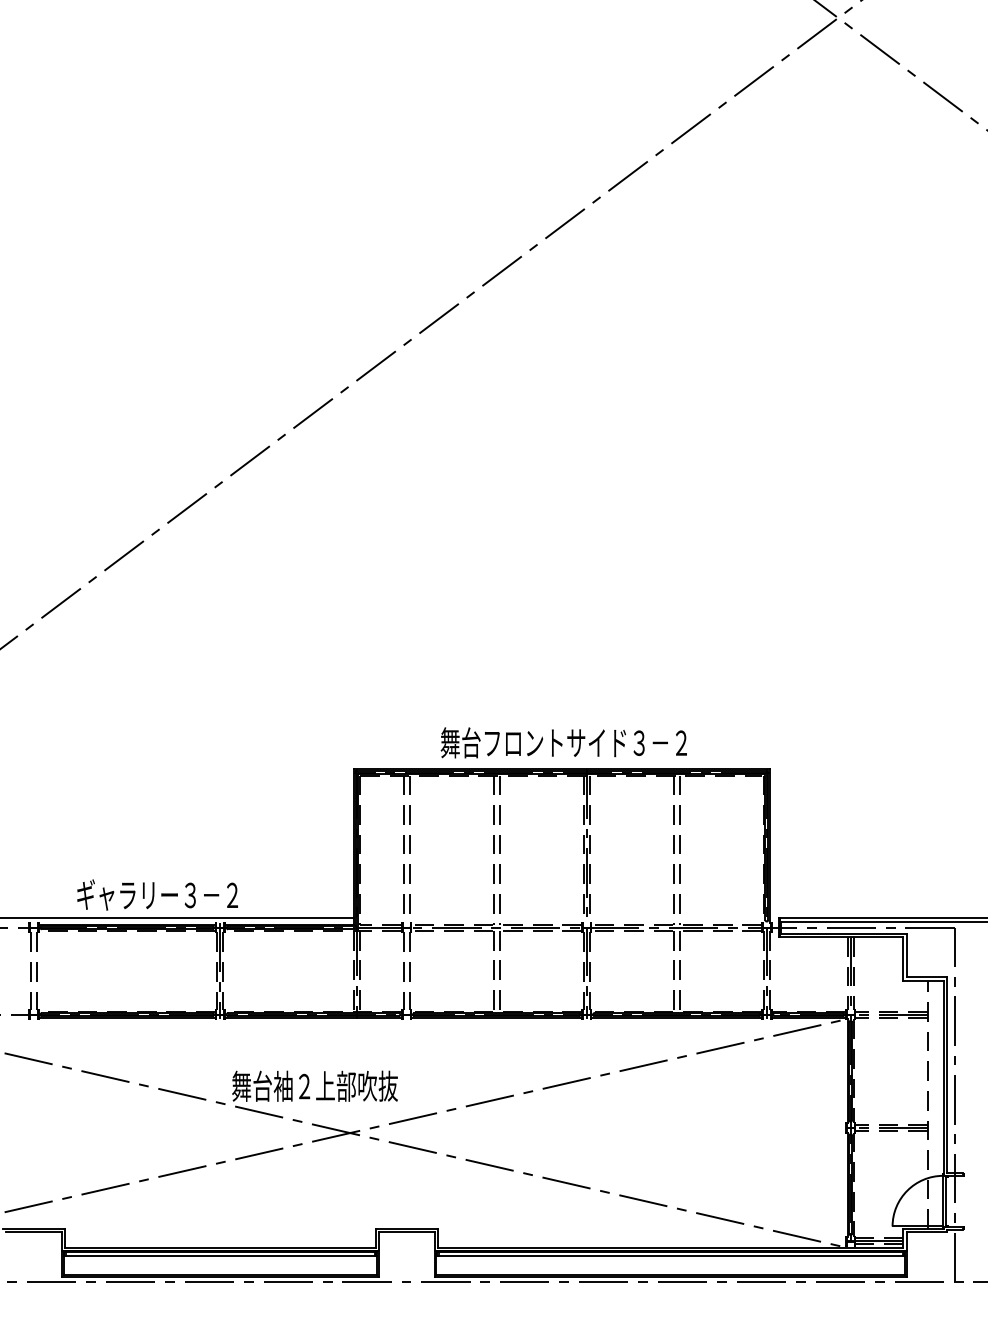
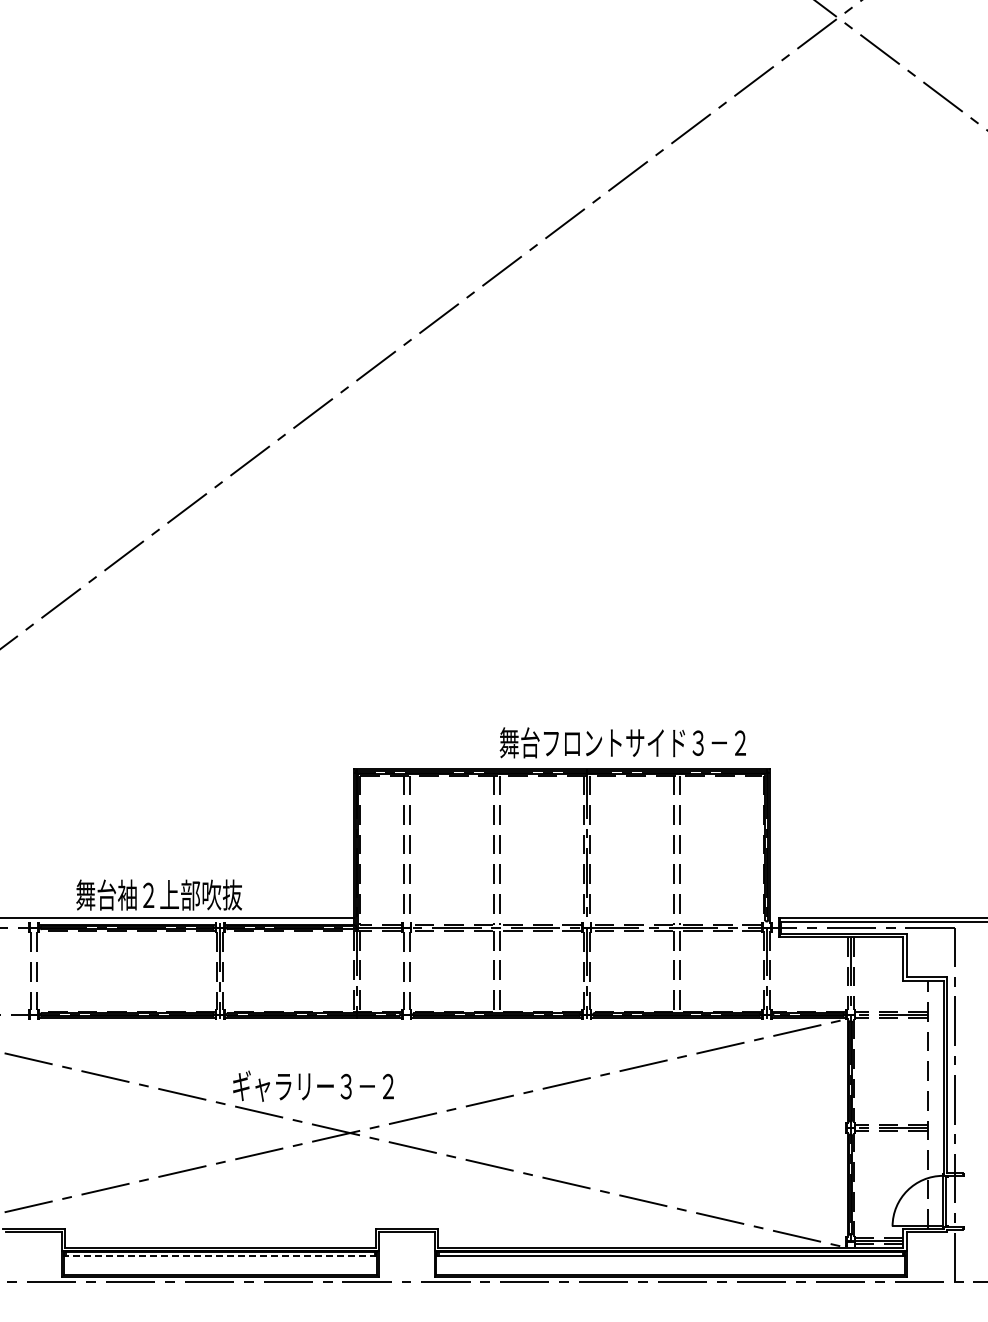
text position: (563, 742) -> (622, 742) (622, 742)
text: ギャラリー３－２ -> 舞台袖２上部吹抜 (159, 894)
text: 舞台袖２上部吹抜 -> ギャラリー３－２ (314, 1085)
line: solid -> dashed (220, 1256)
